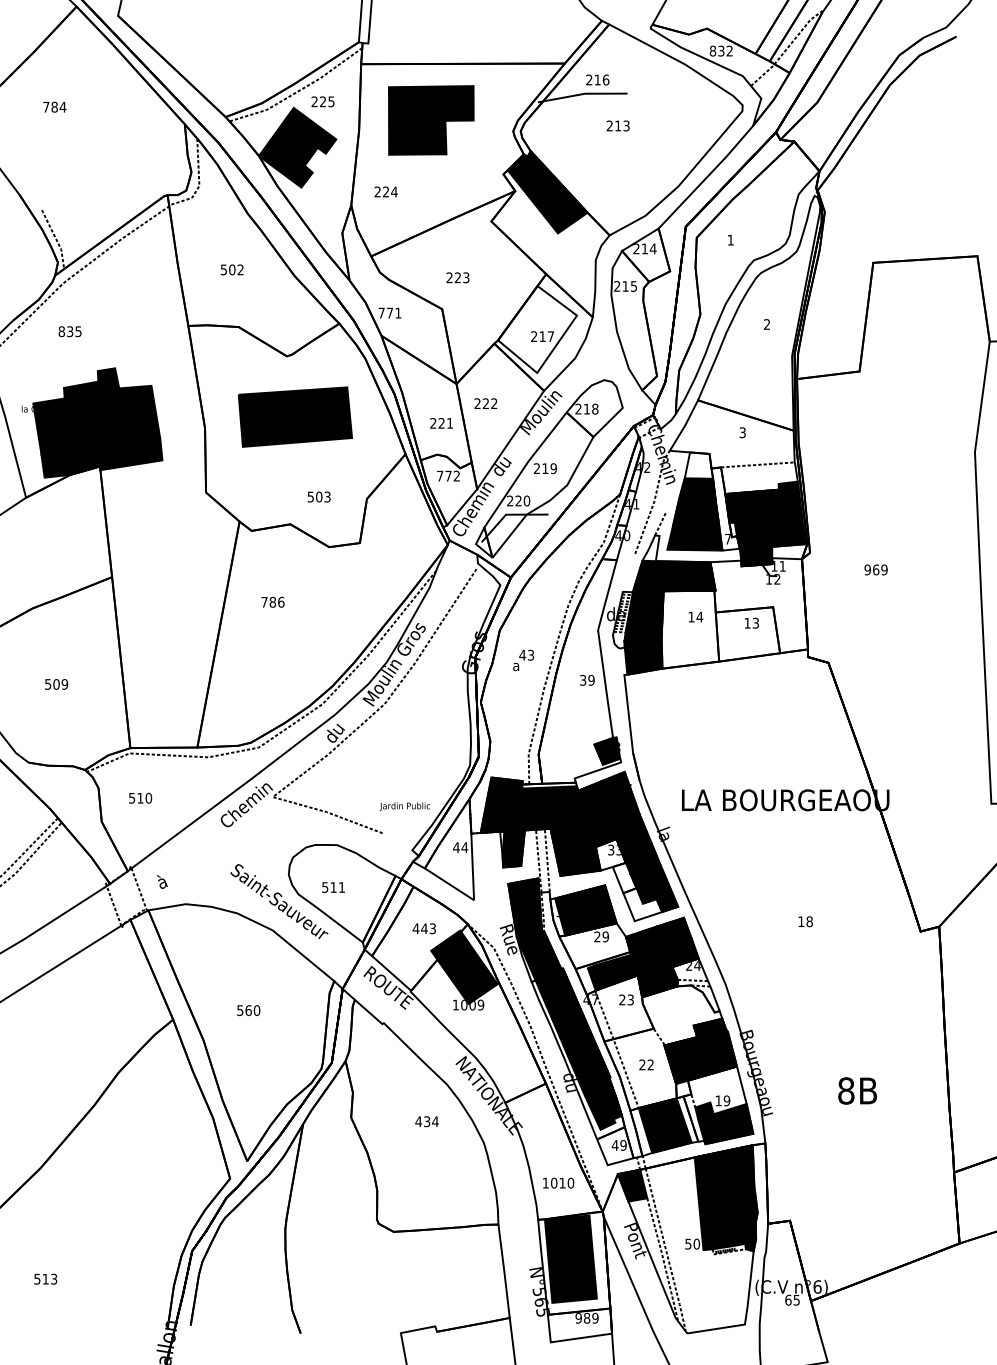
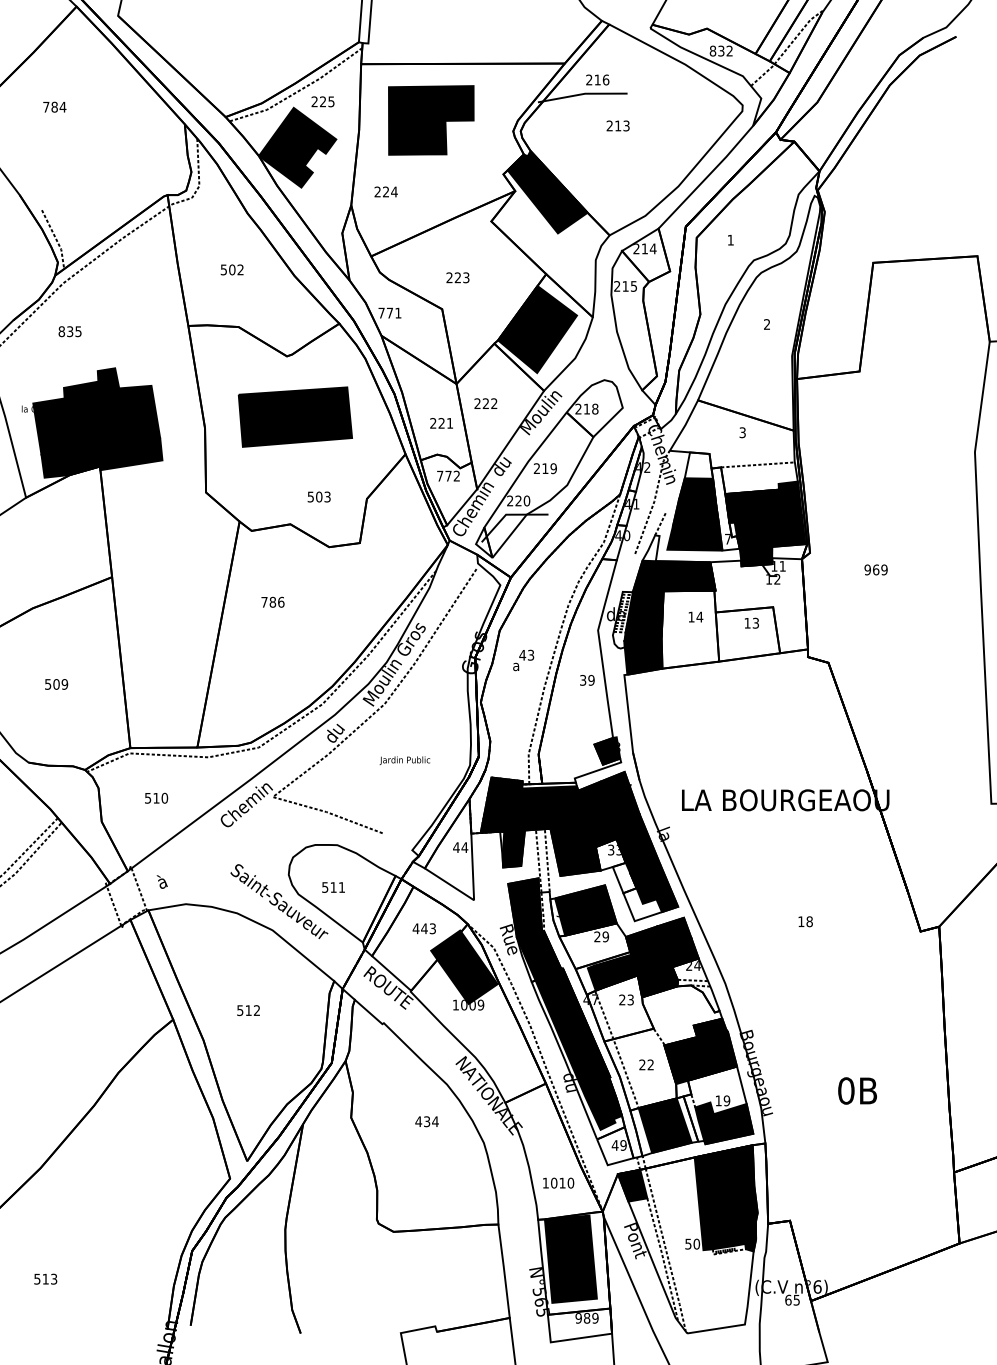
fill: none -> present (537, 329)
text position: (140, 797) -> (156, 797) (156, 797)
text position: (404, 806) -> (404, 760) (404, 760)
text: 560 -> 512 (252, 1010)
text: 8B -> 0B (846, 1090)
